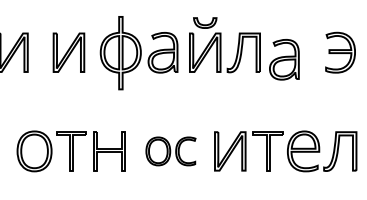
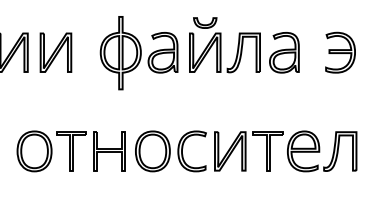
part position: (68, 52) -> (55, 52) (55, 52)
part position: (284, 59) -> (284, 52) (284, 52)
part size: 52x31 px -> 72x43 px (170, 151)
